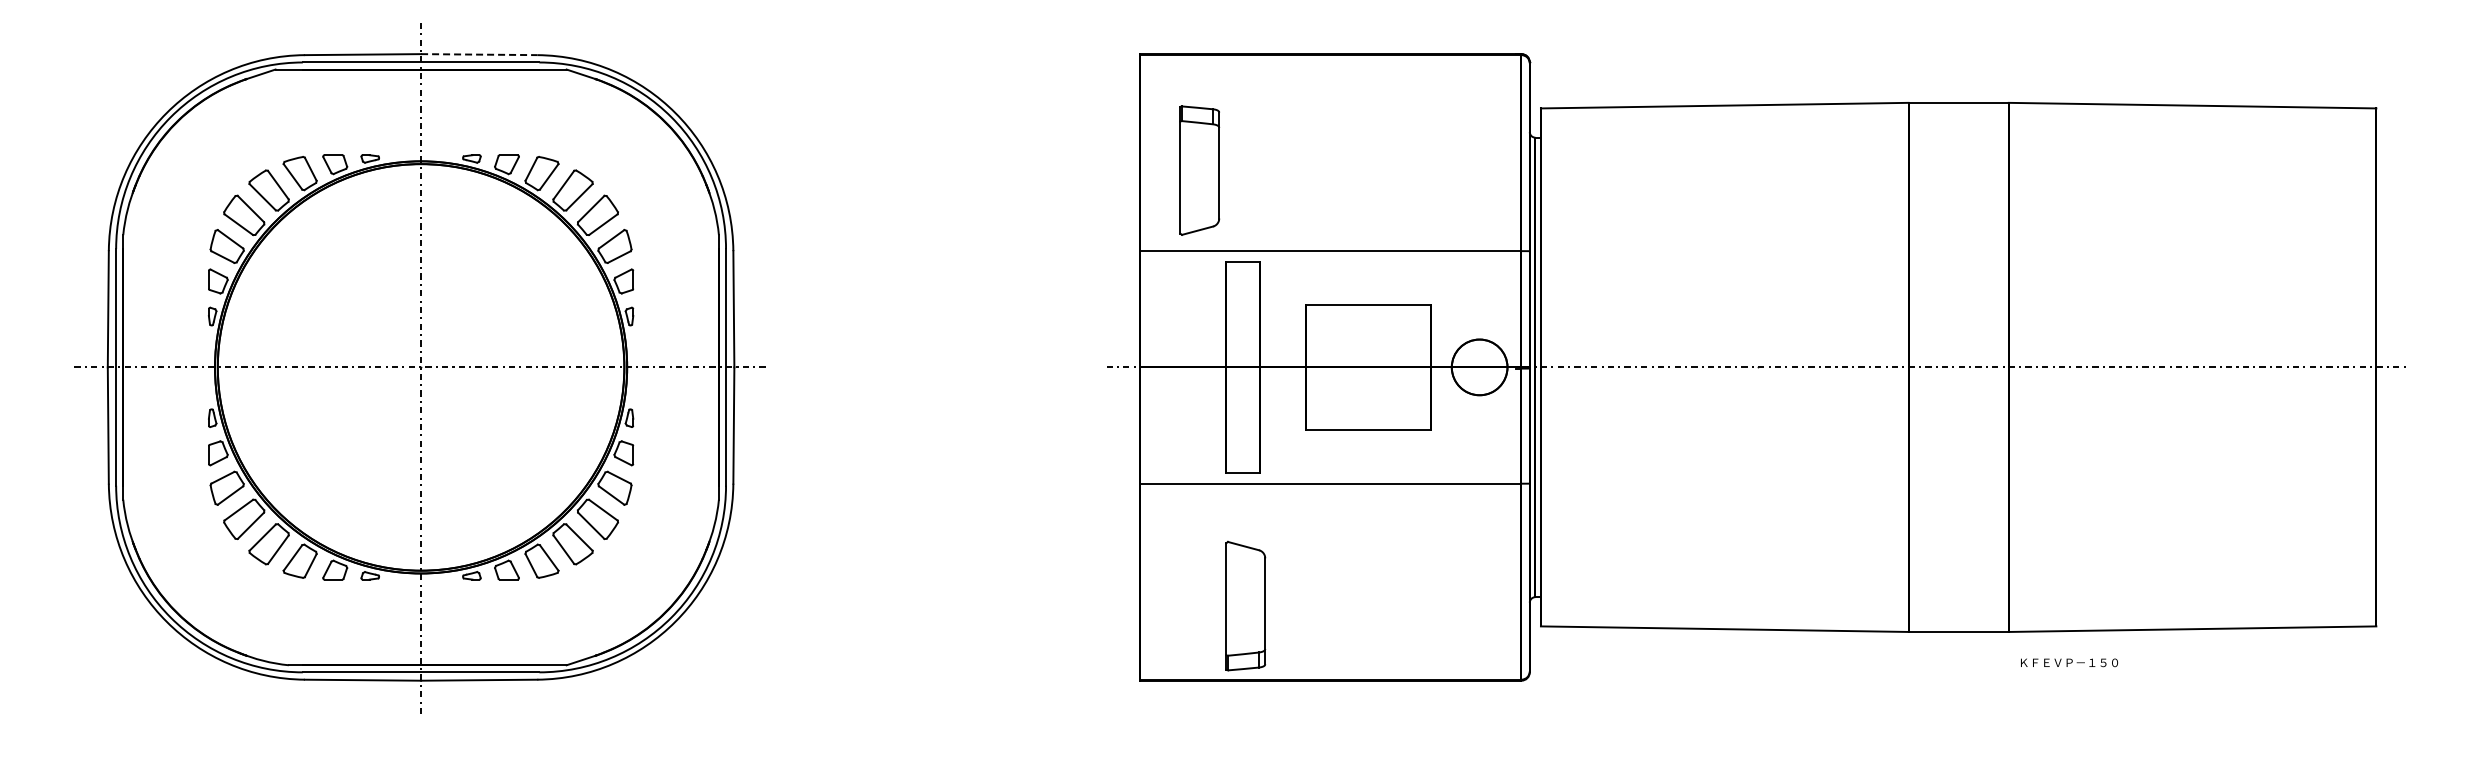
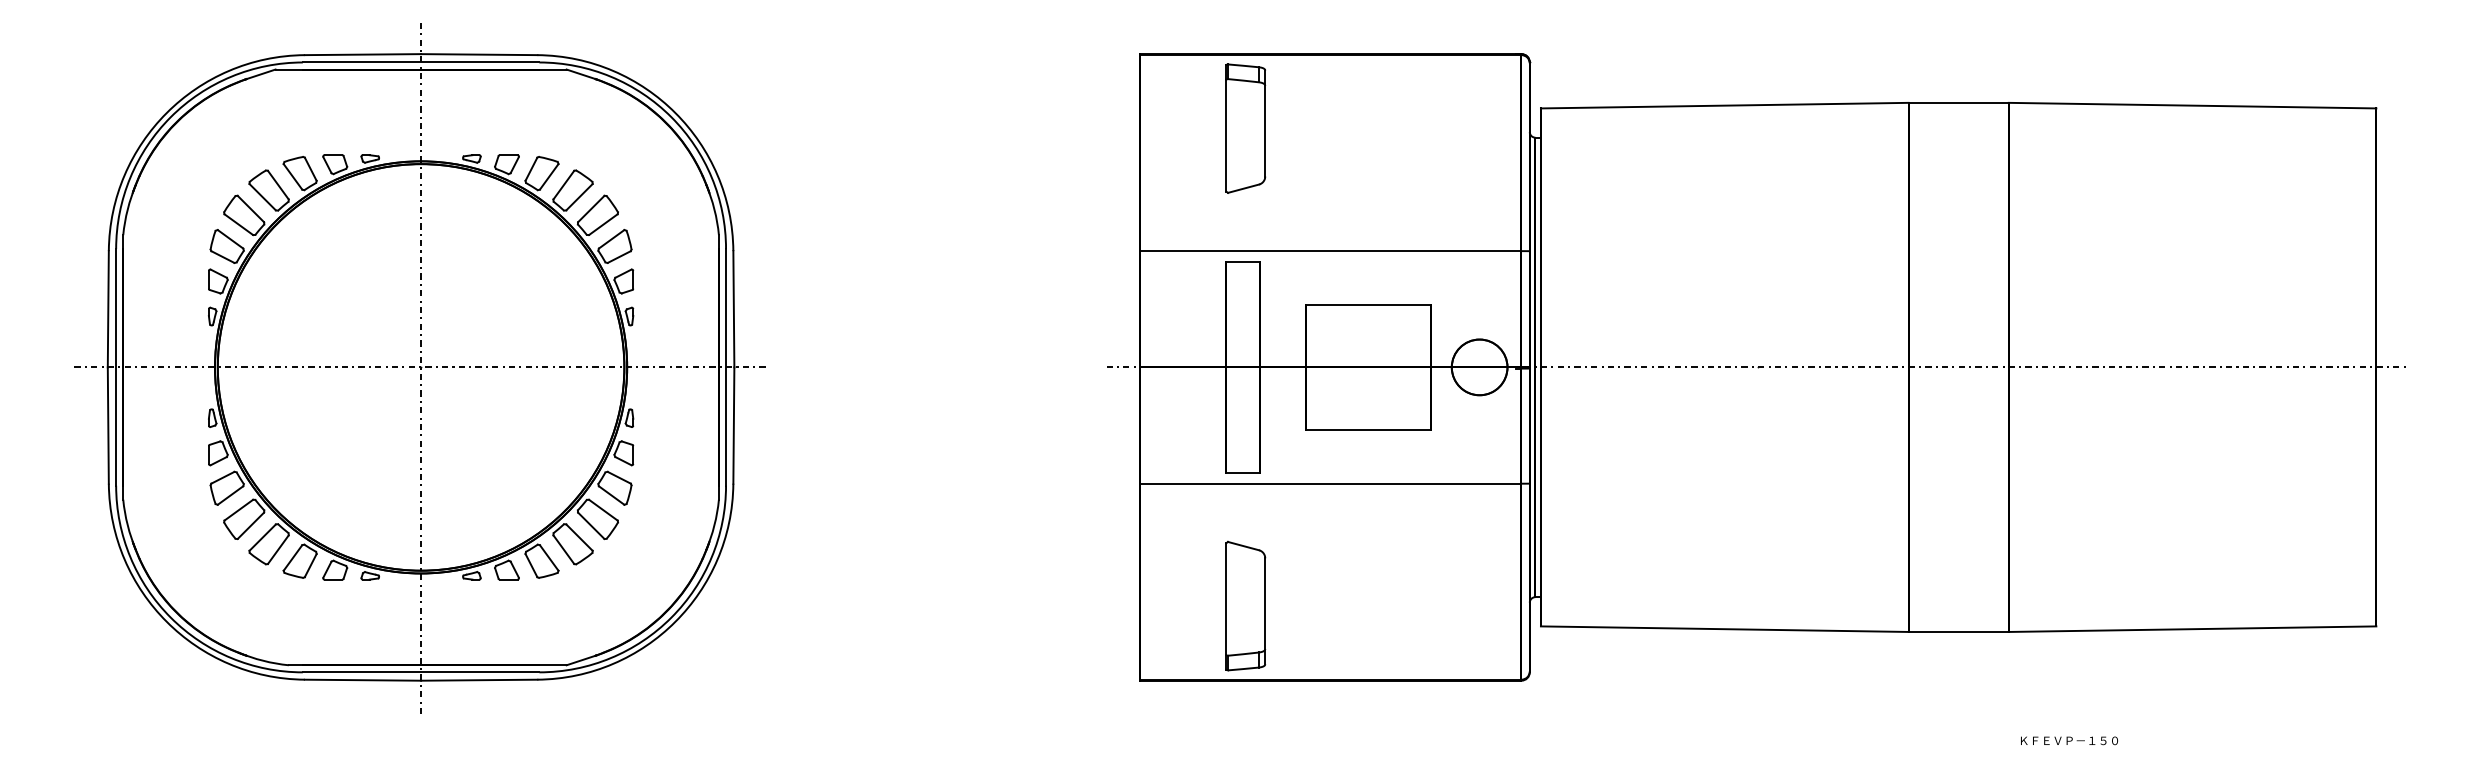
line: dashed -> solid (479, 54)
part position: (1199, 170) -> (1245, 128) (1245, 128)
text position: (2069, 662) -> (2069, 740) (2069, 740)
